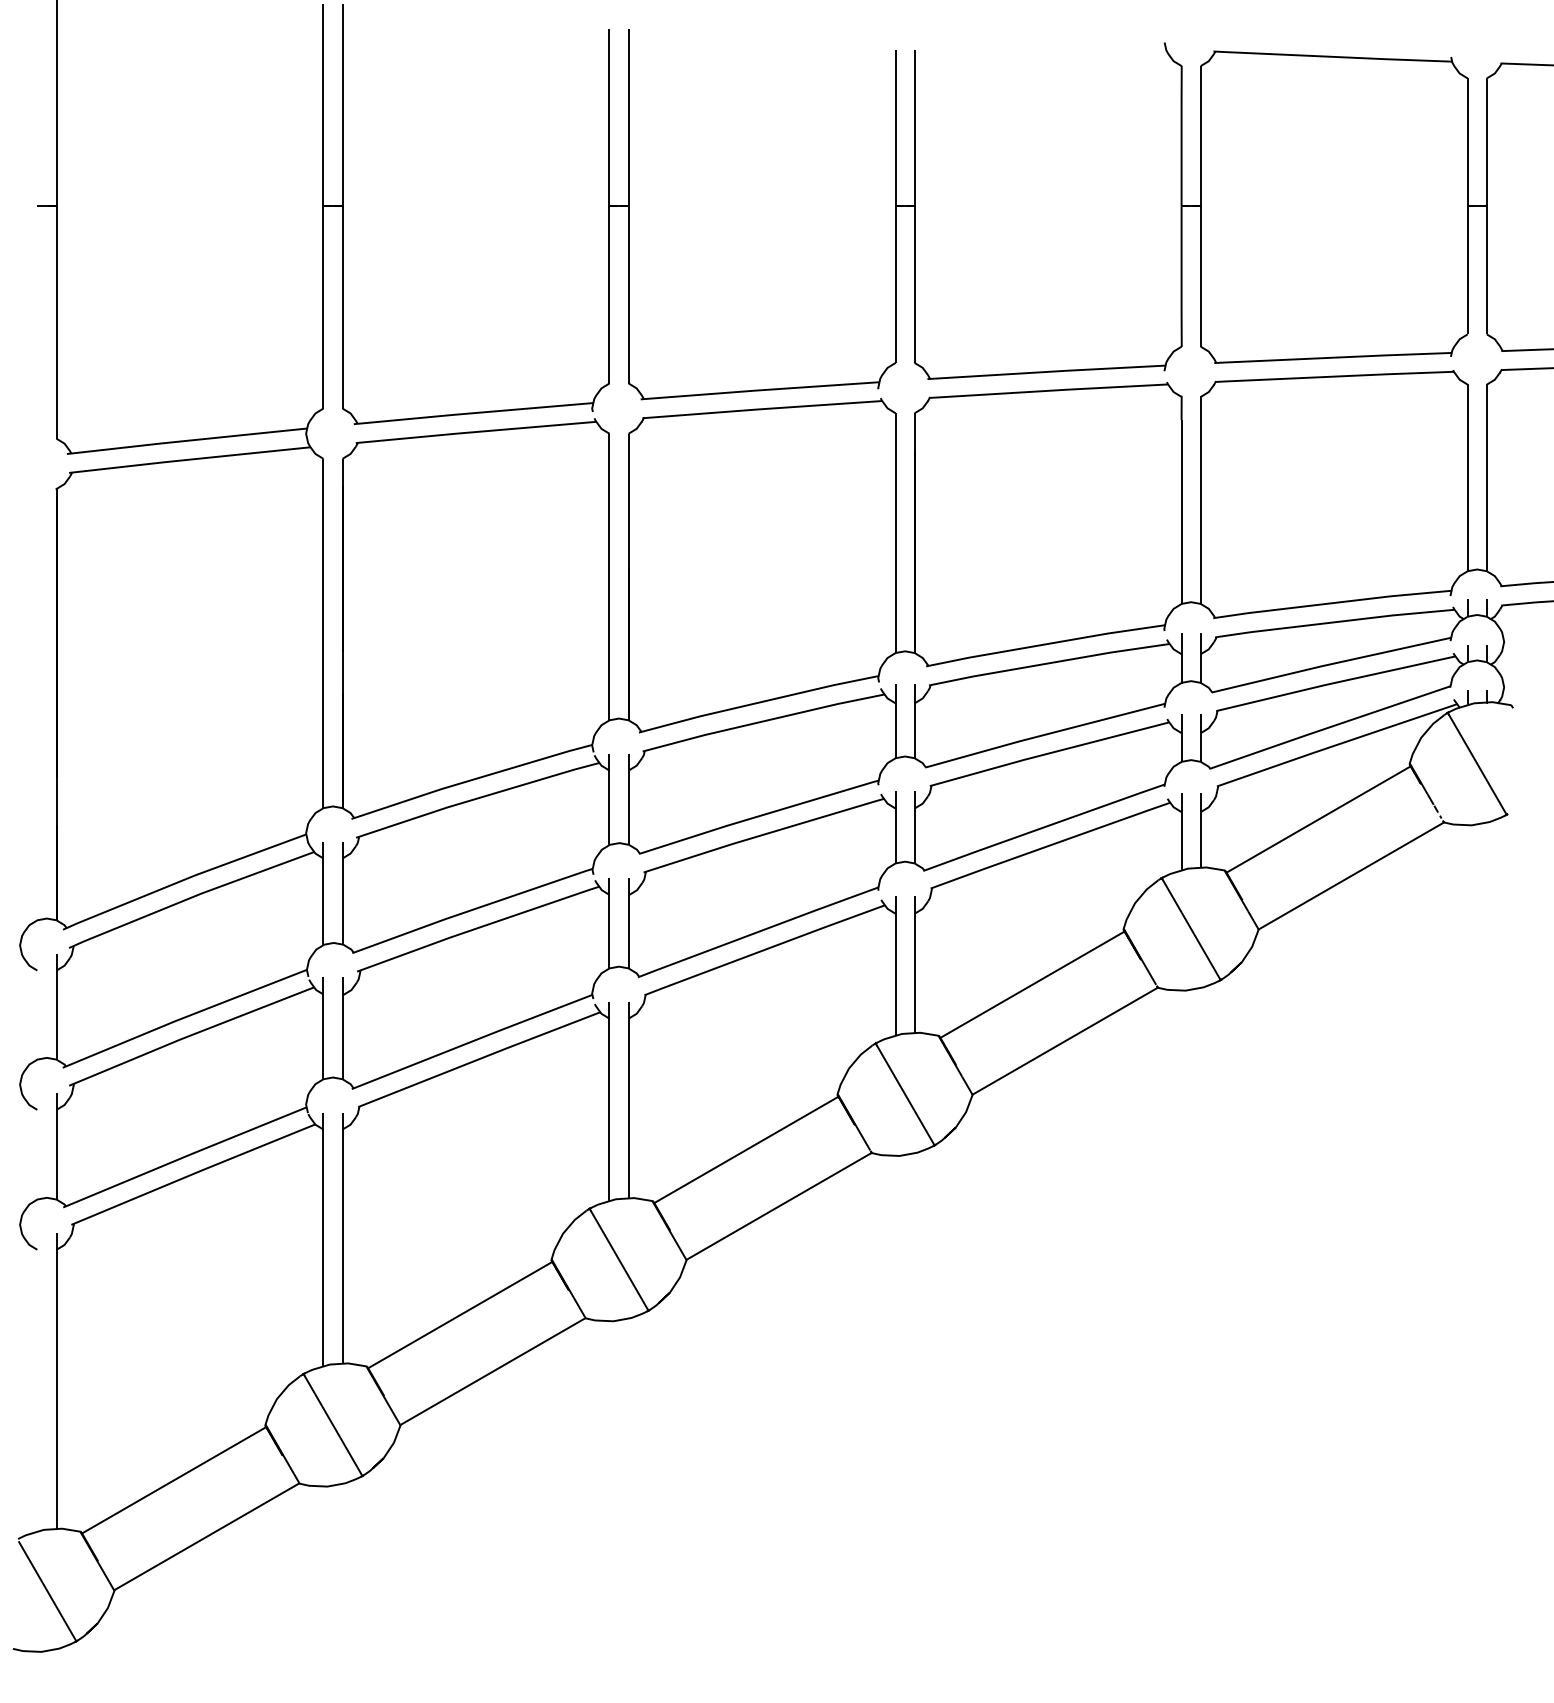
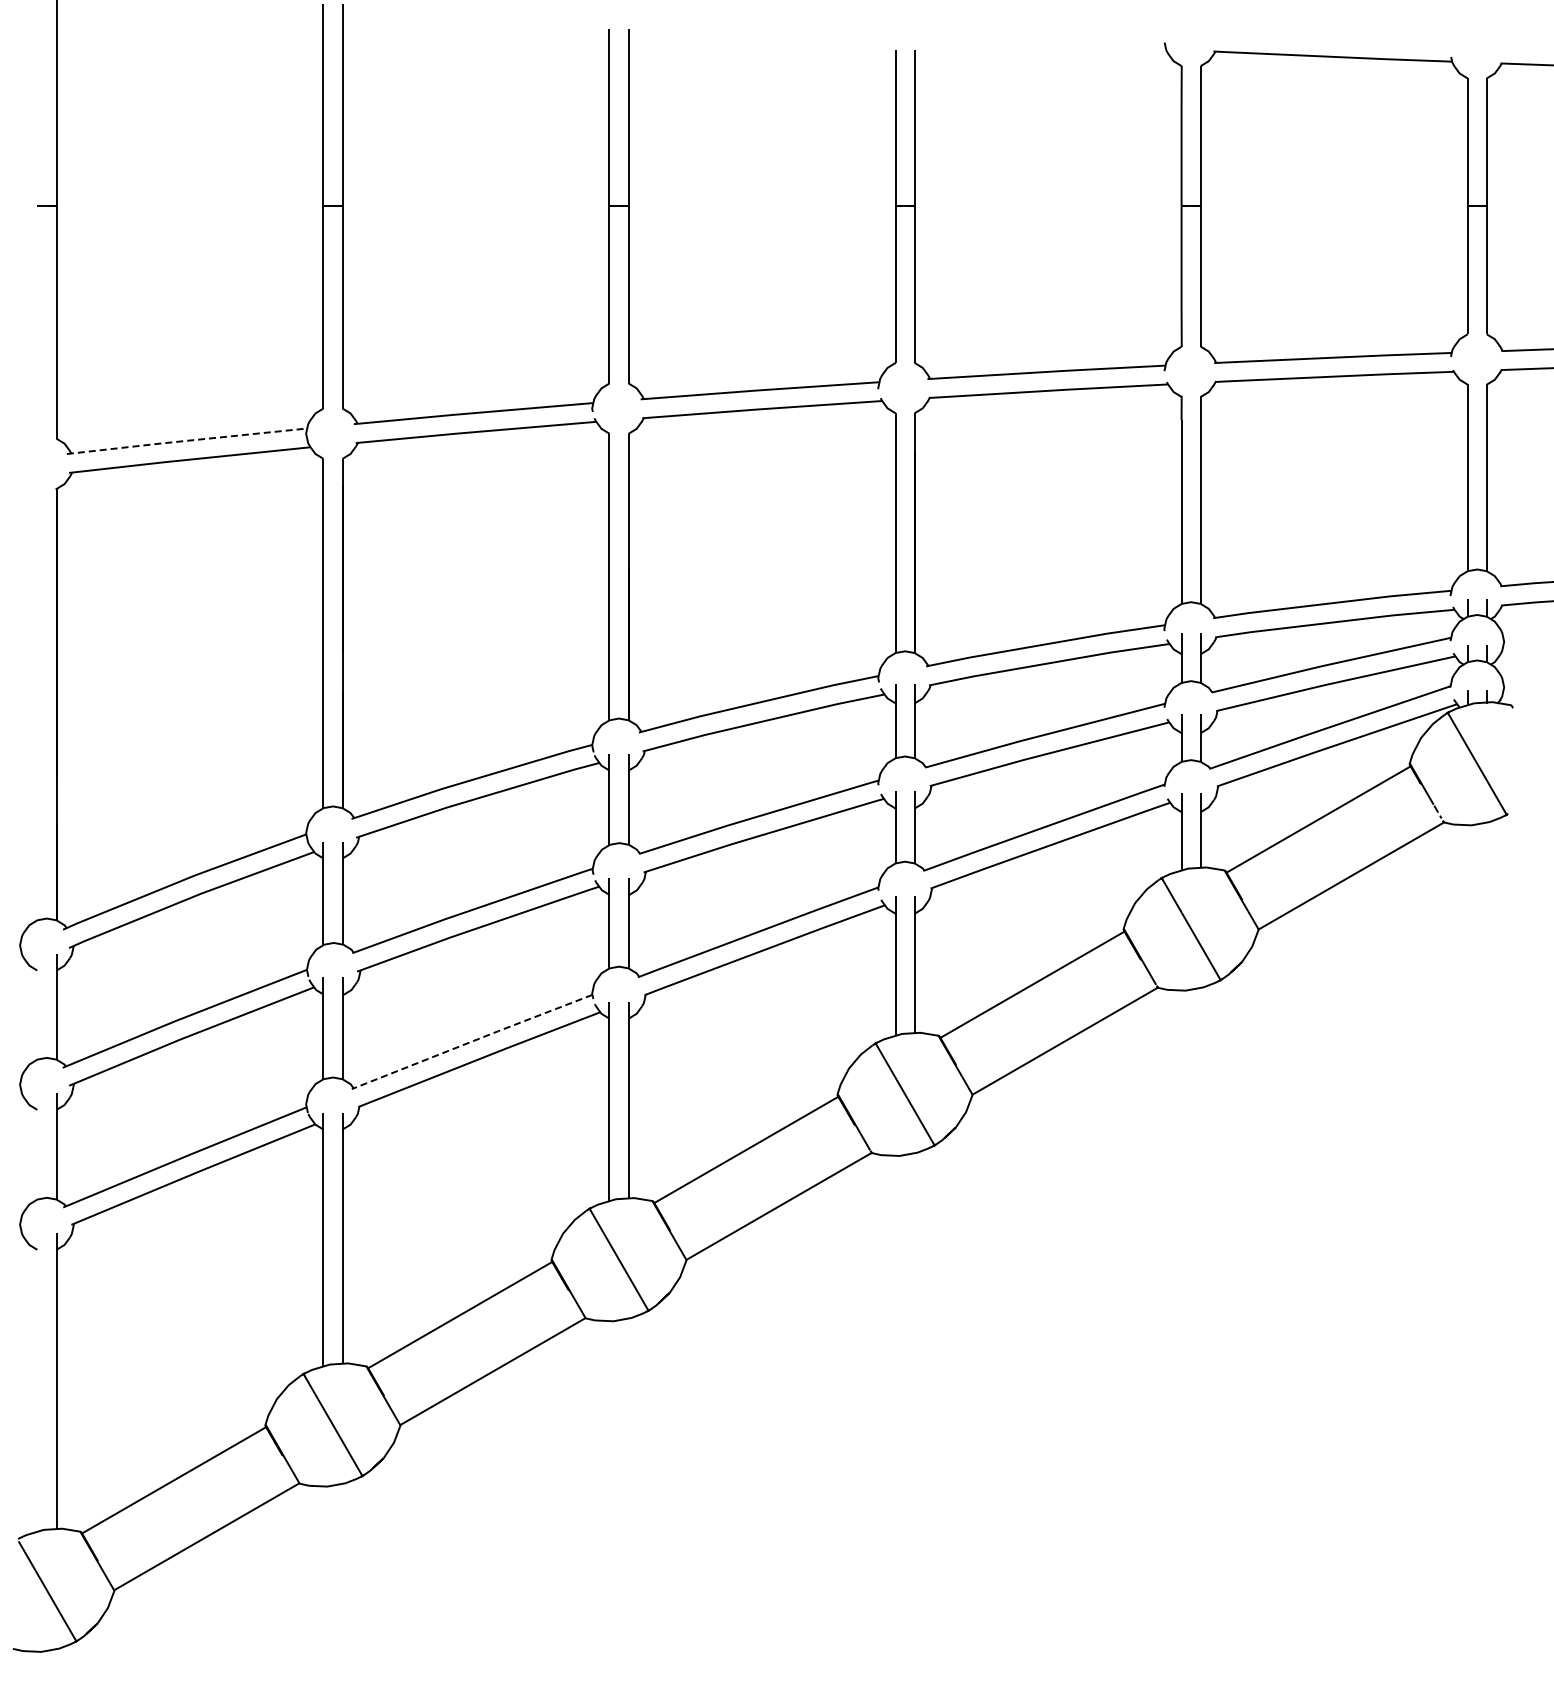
line: solid -> dashed (187, 440)
line: solid -> dashed (472, 1041)
